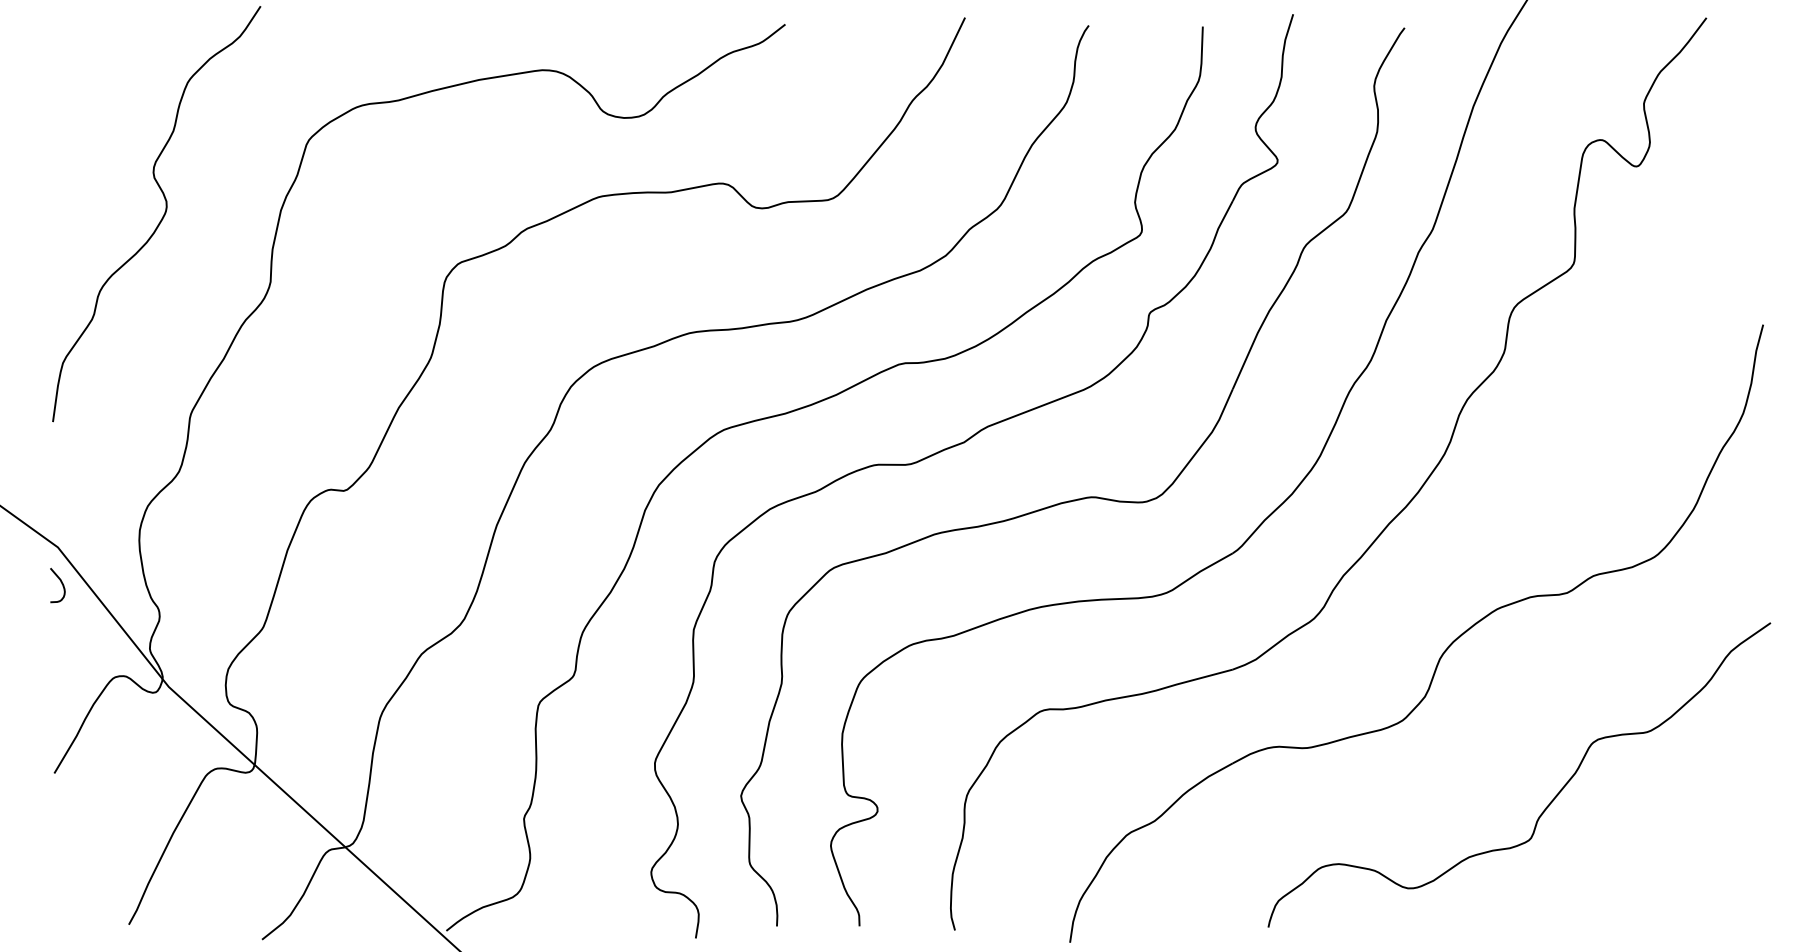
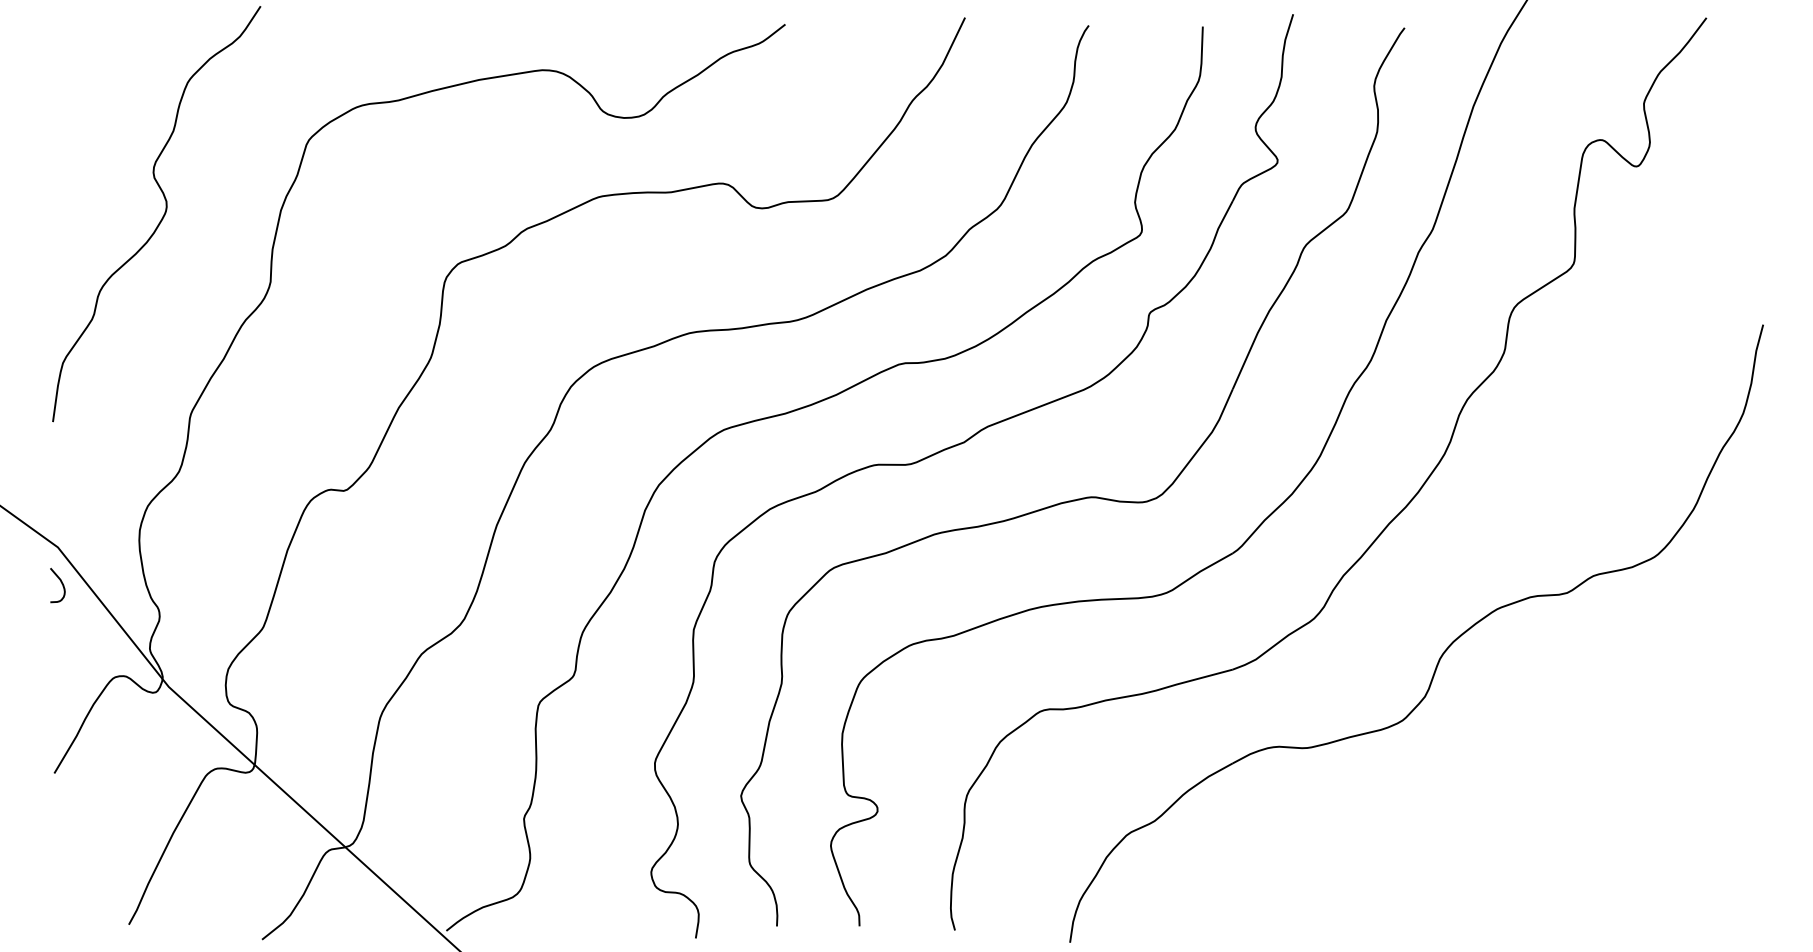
curve: present -> none (1550, 801)
